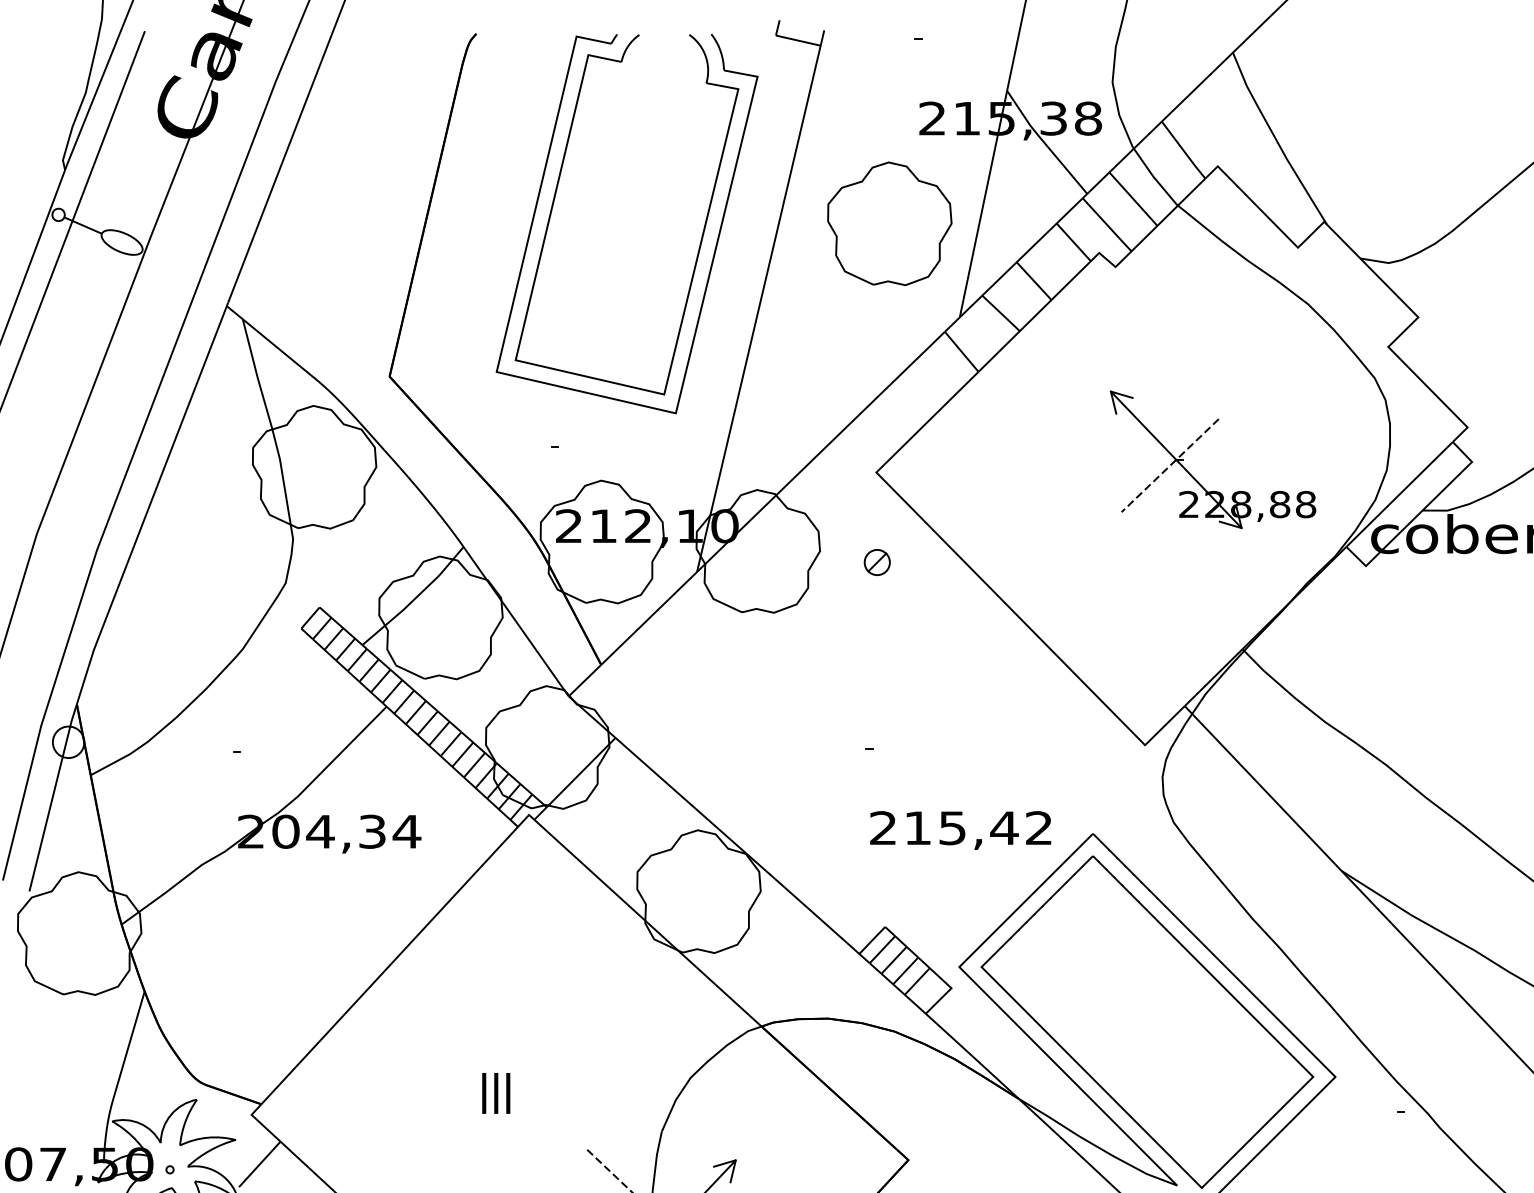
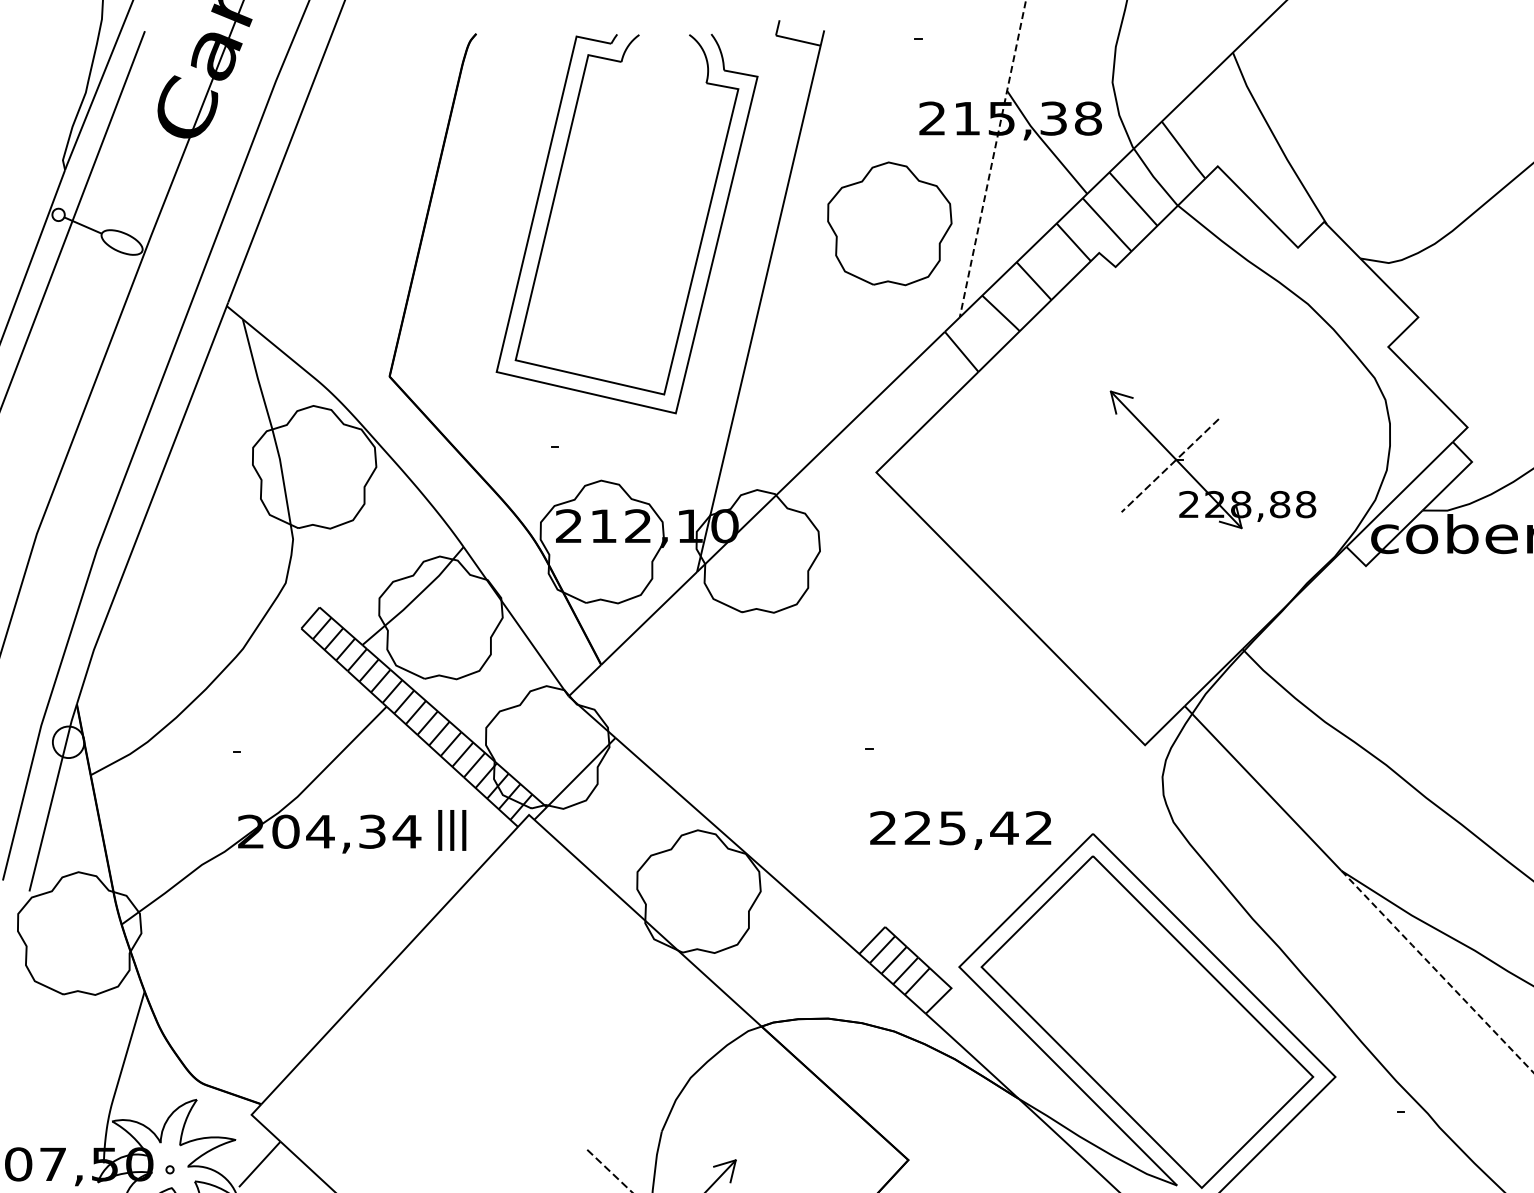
line: solid -> dashed (993, 158)
part: present -> none (876, 562)
text: 215,42 -> 225,42 (917, 827)
line: solid -> dashed (1437, 971)
text position: (496, 1093) -> (452, 830) (452, 830)
